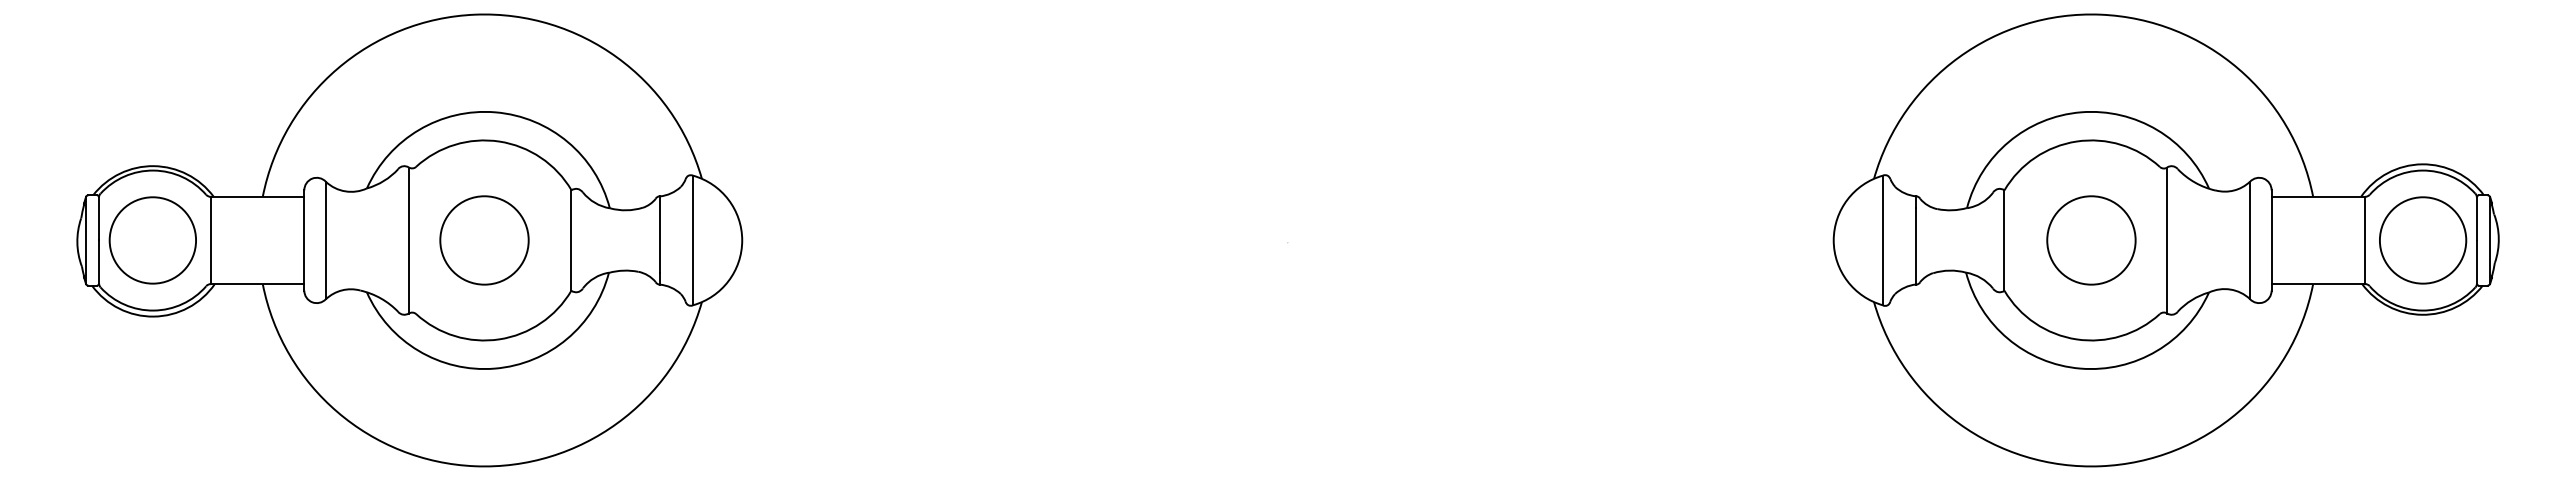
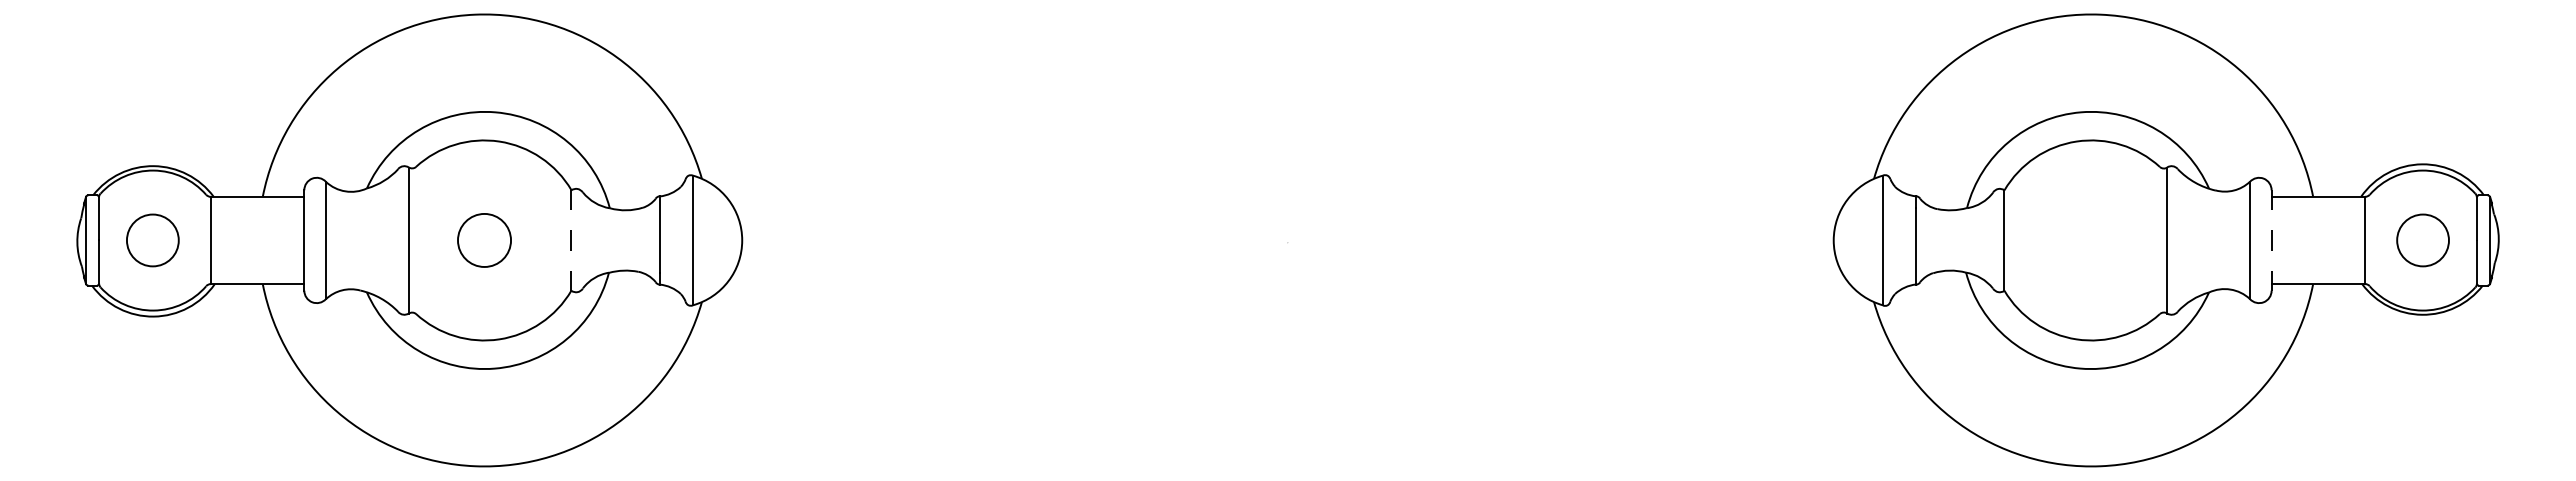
line: solid -> dashed (2271, 239)
circle diameter: 86 px -> 52 px (152, 240)
circle diameter: 88 px -> 53 px (484, 239)
line: solid -> dashed (571, 240)
circle: present -> none (2091, 240)
circle diameter: 86 px -> 52 px (2422, 240)
